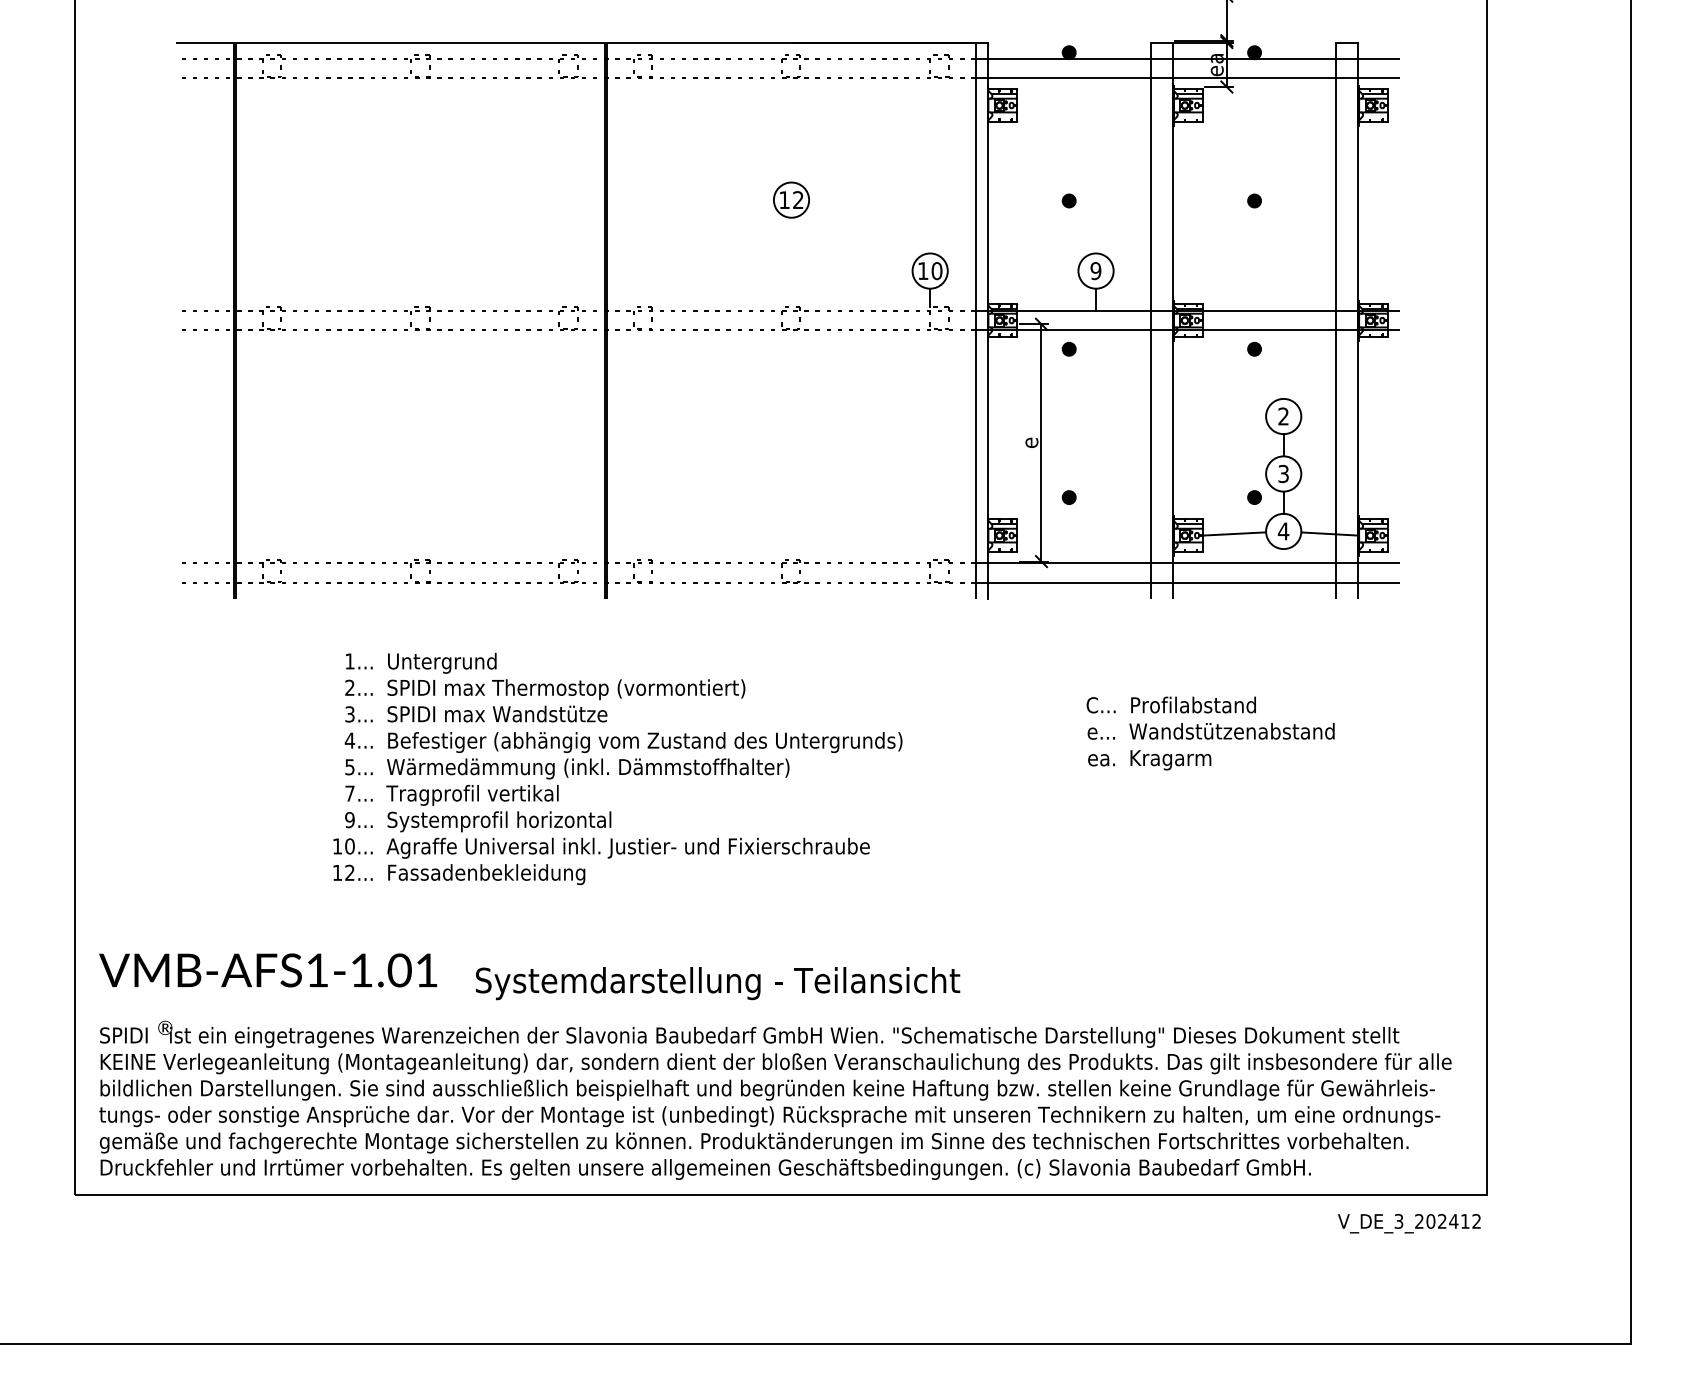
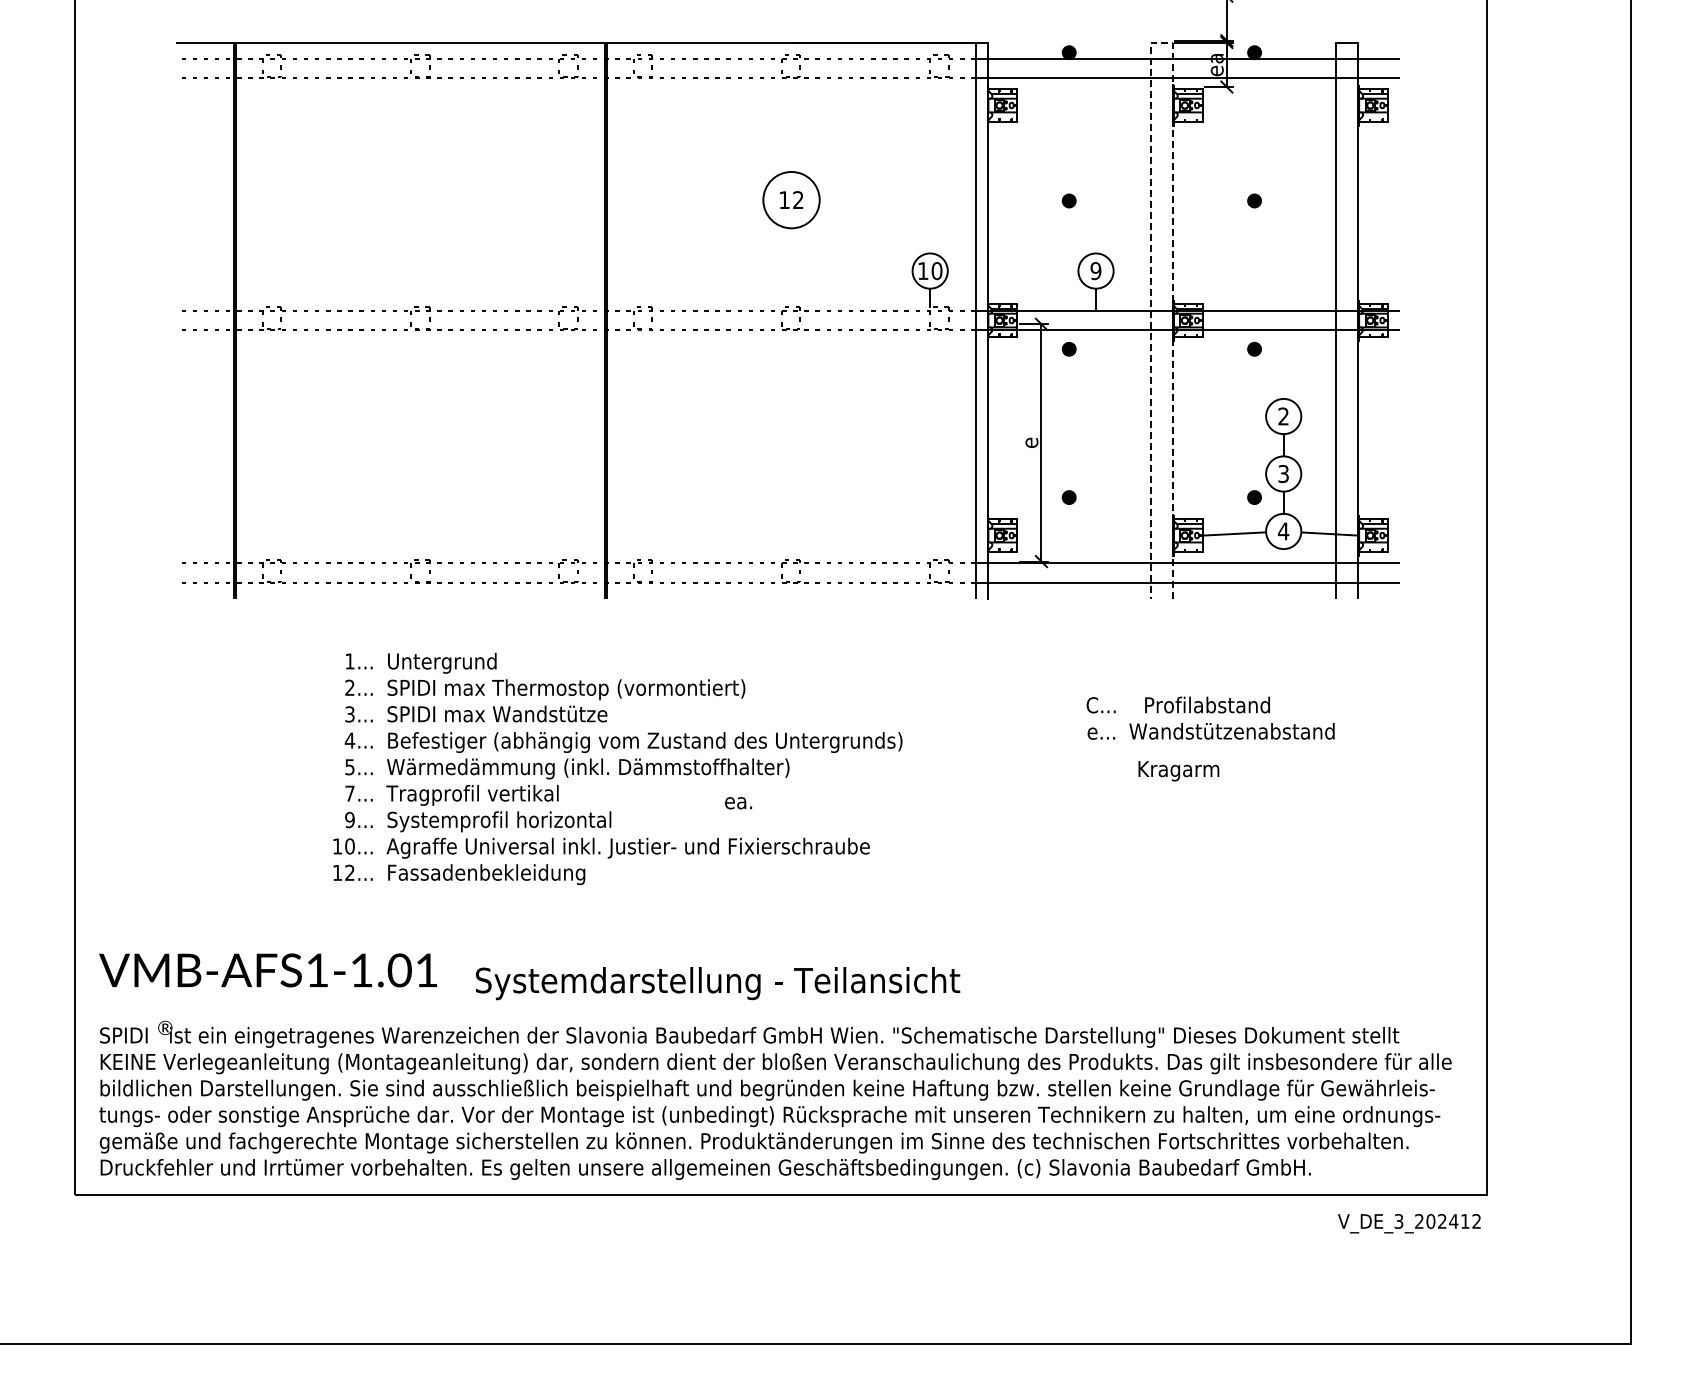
line: solid -> dashed (1161, 42)
circle diameter: 35 px -> 56 px (791, 199)
text position: (1193, 704) -> (1207, 704) (1207, 704)
text position: (1101, 760) -> (738, 803) (738, 803)
text position: (1170, 760) -> (1178, 771) (1178, 771)
